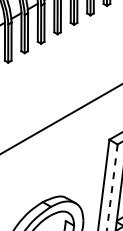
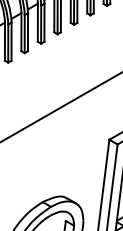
line position: (60, 119) -> (60, 107) (60, 107)
line: dashed -> solid (112, 188)
